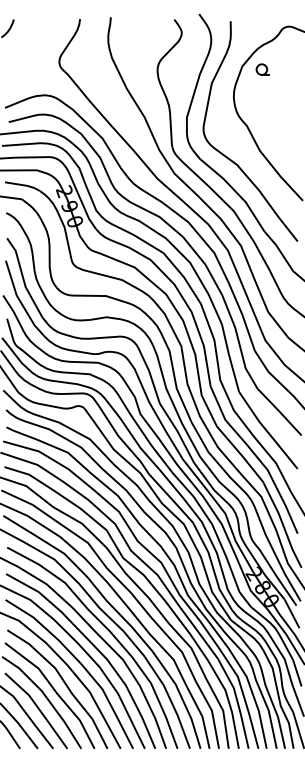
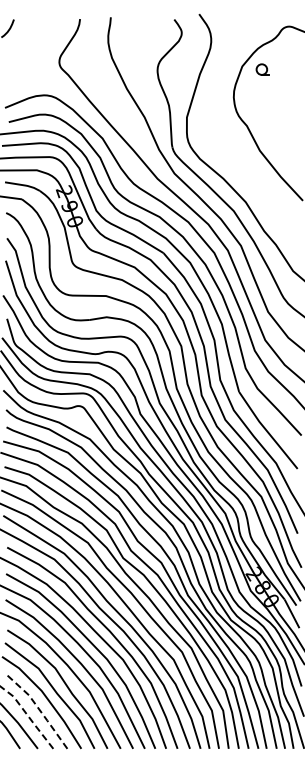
curve: present -> none (230, 158)
line: solid -> dashed (38, 708)
line: solid -> dashed (28, 716)
